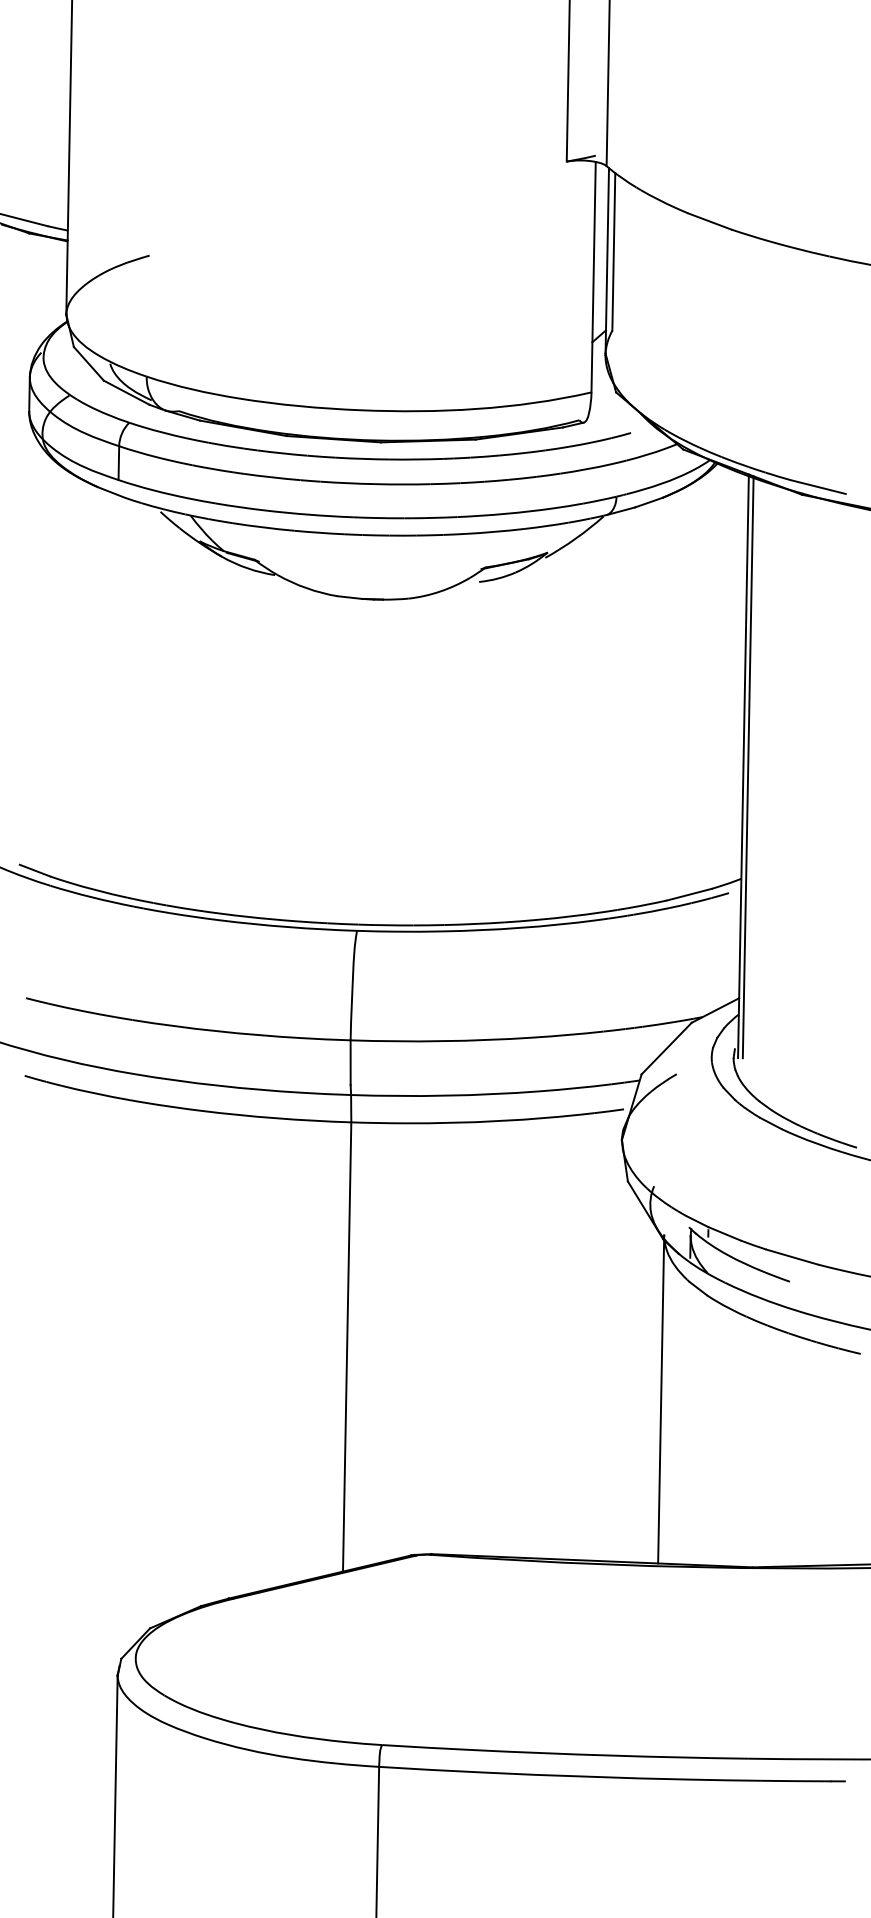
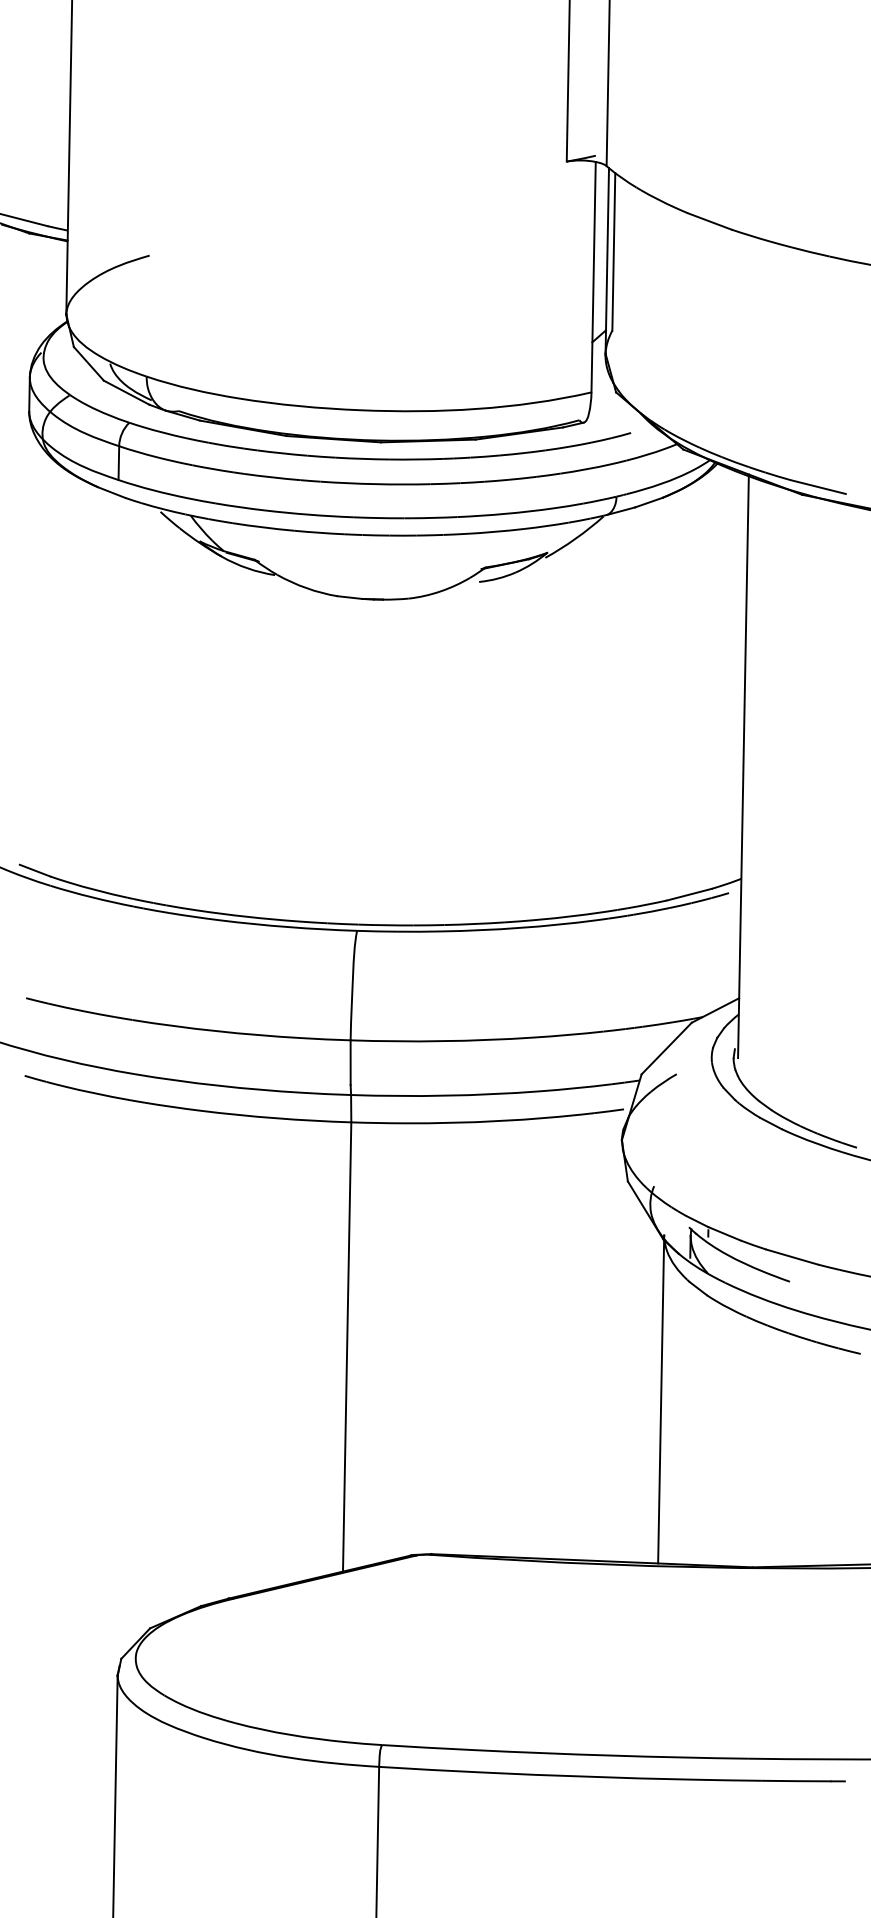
line: present -> none (747, 767)
